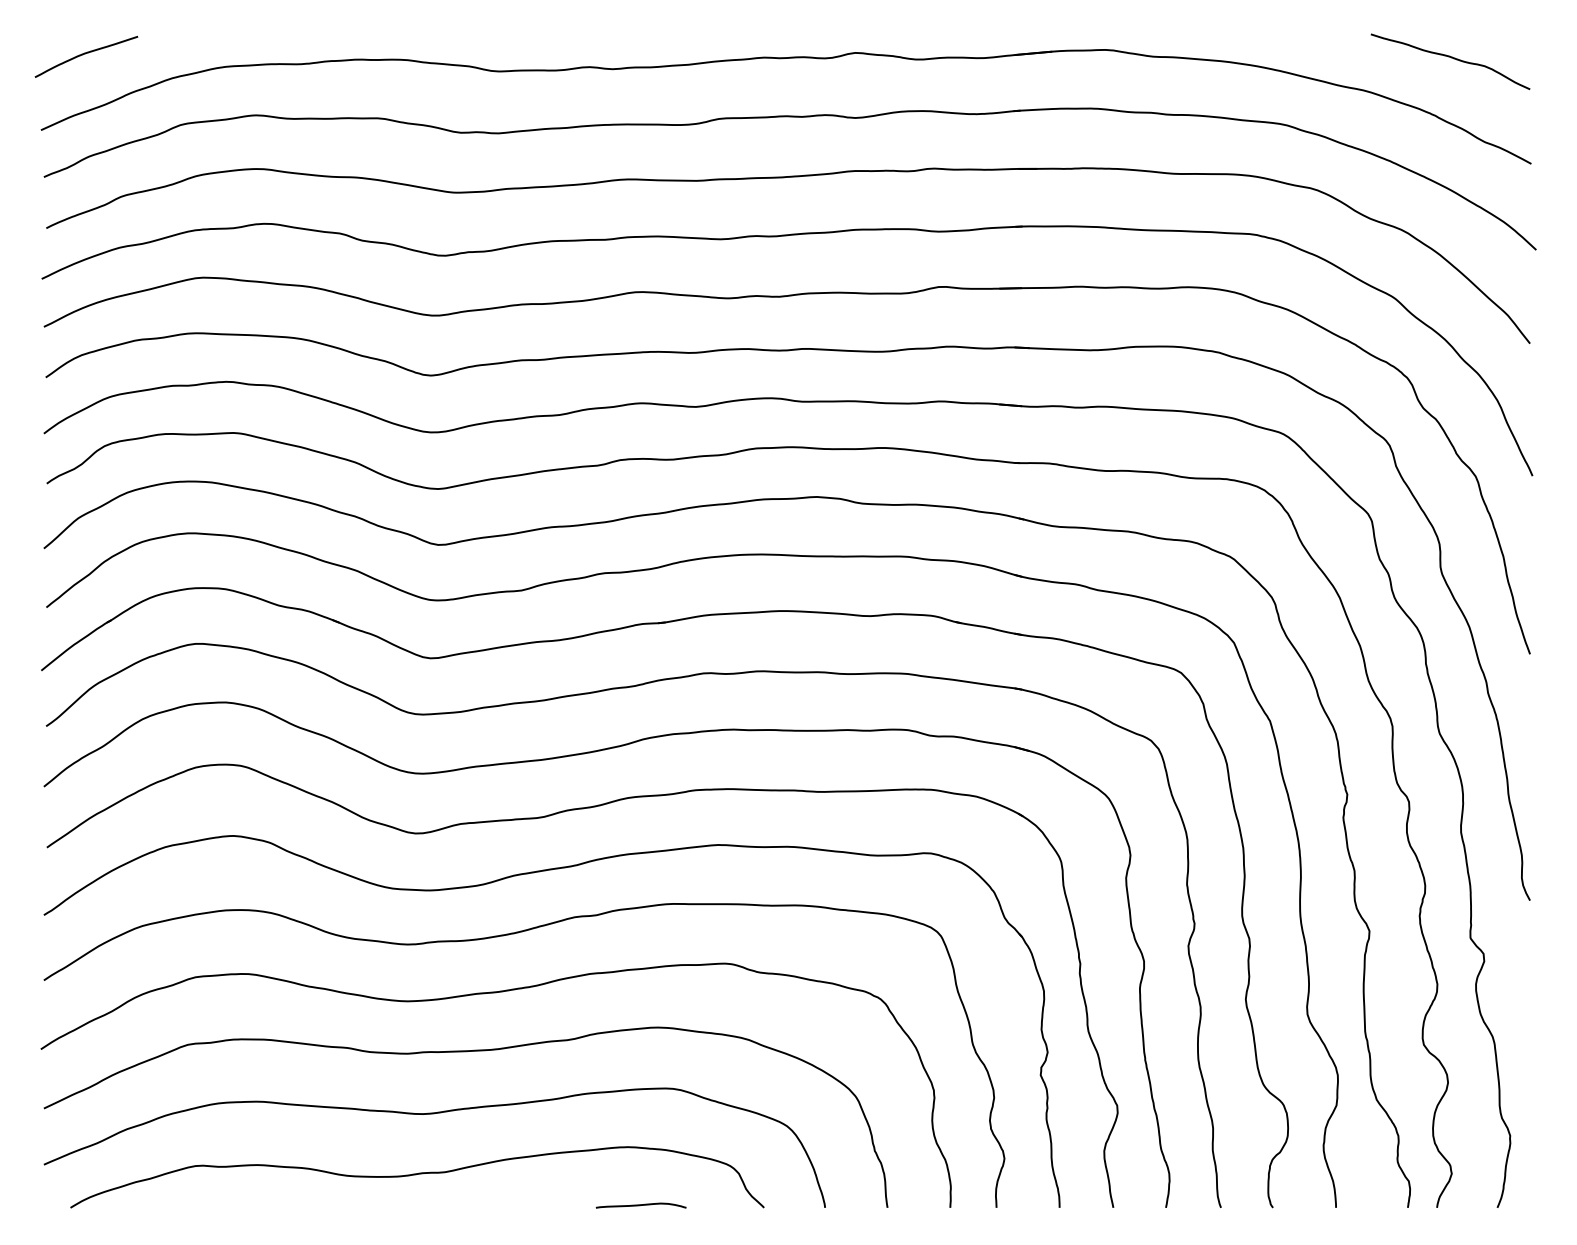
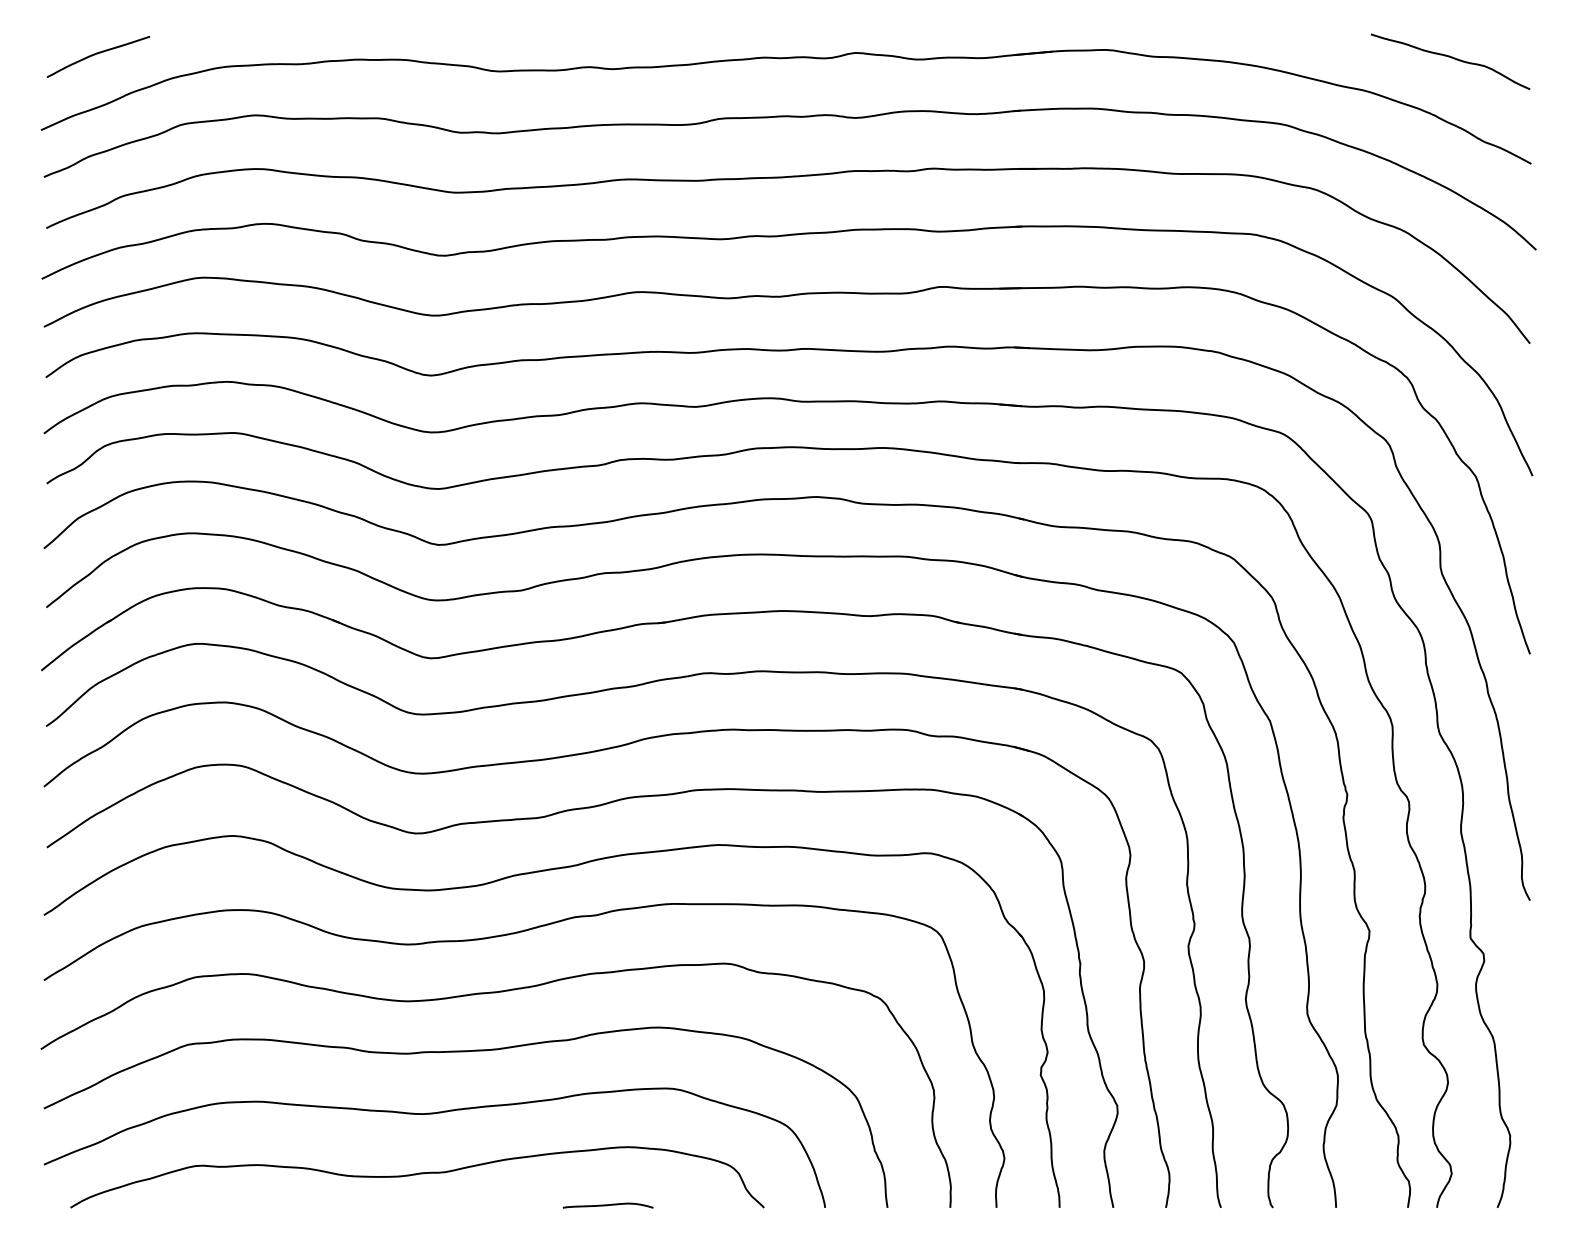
curve position: (85, 54) -> (97, 54) (97, 54)
curve position: (640, 1205) -> (607, 1205) (607, 1205)
